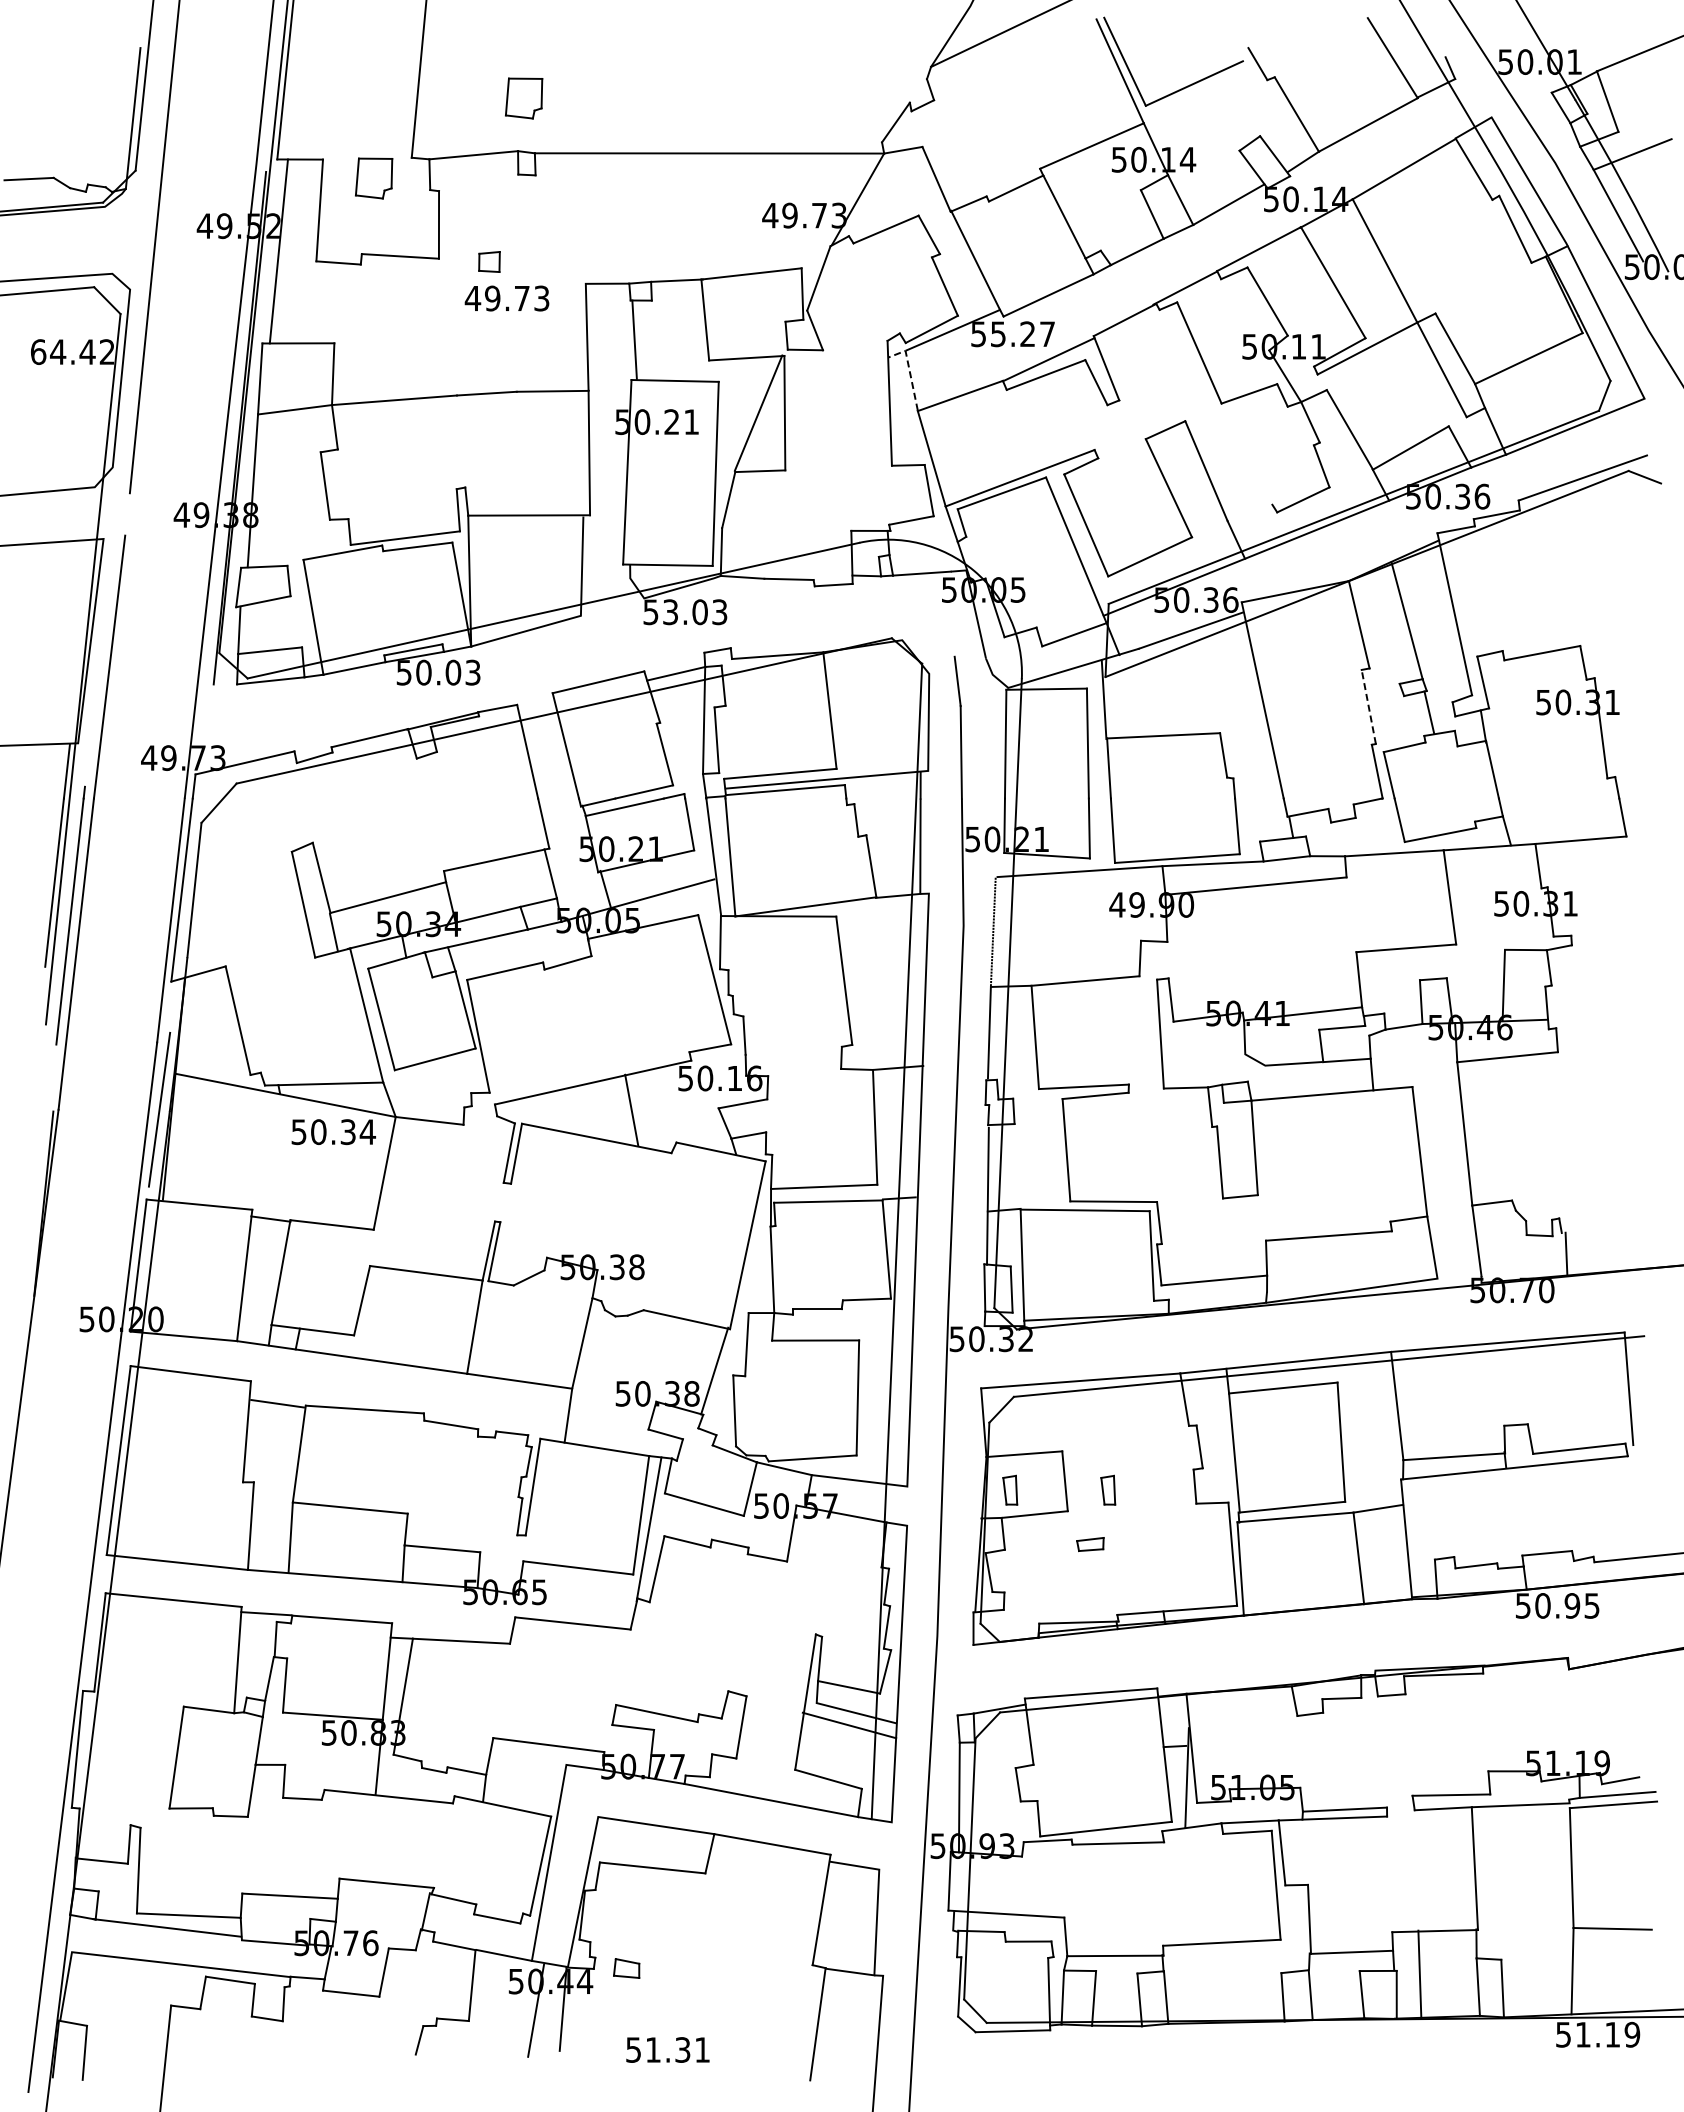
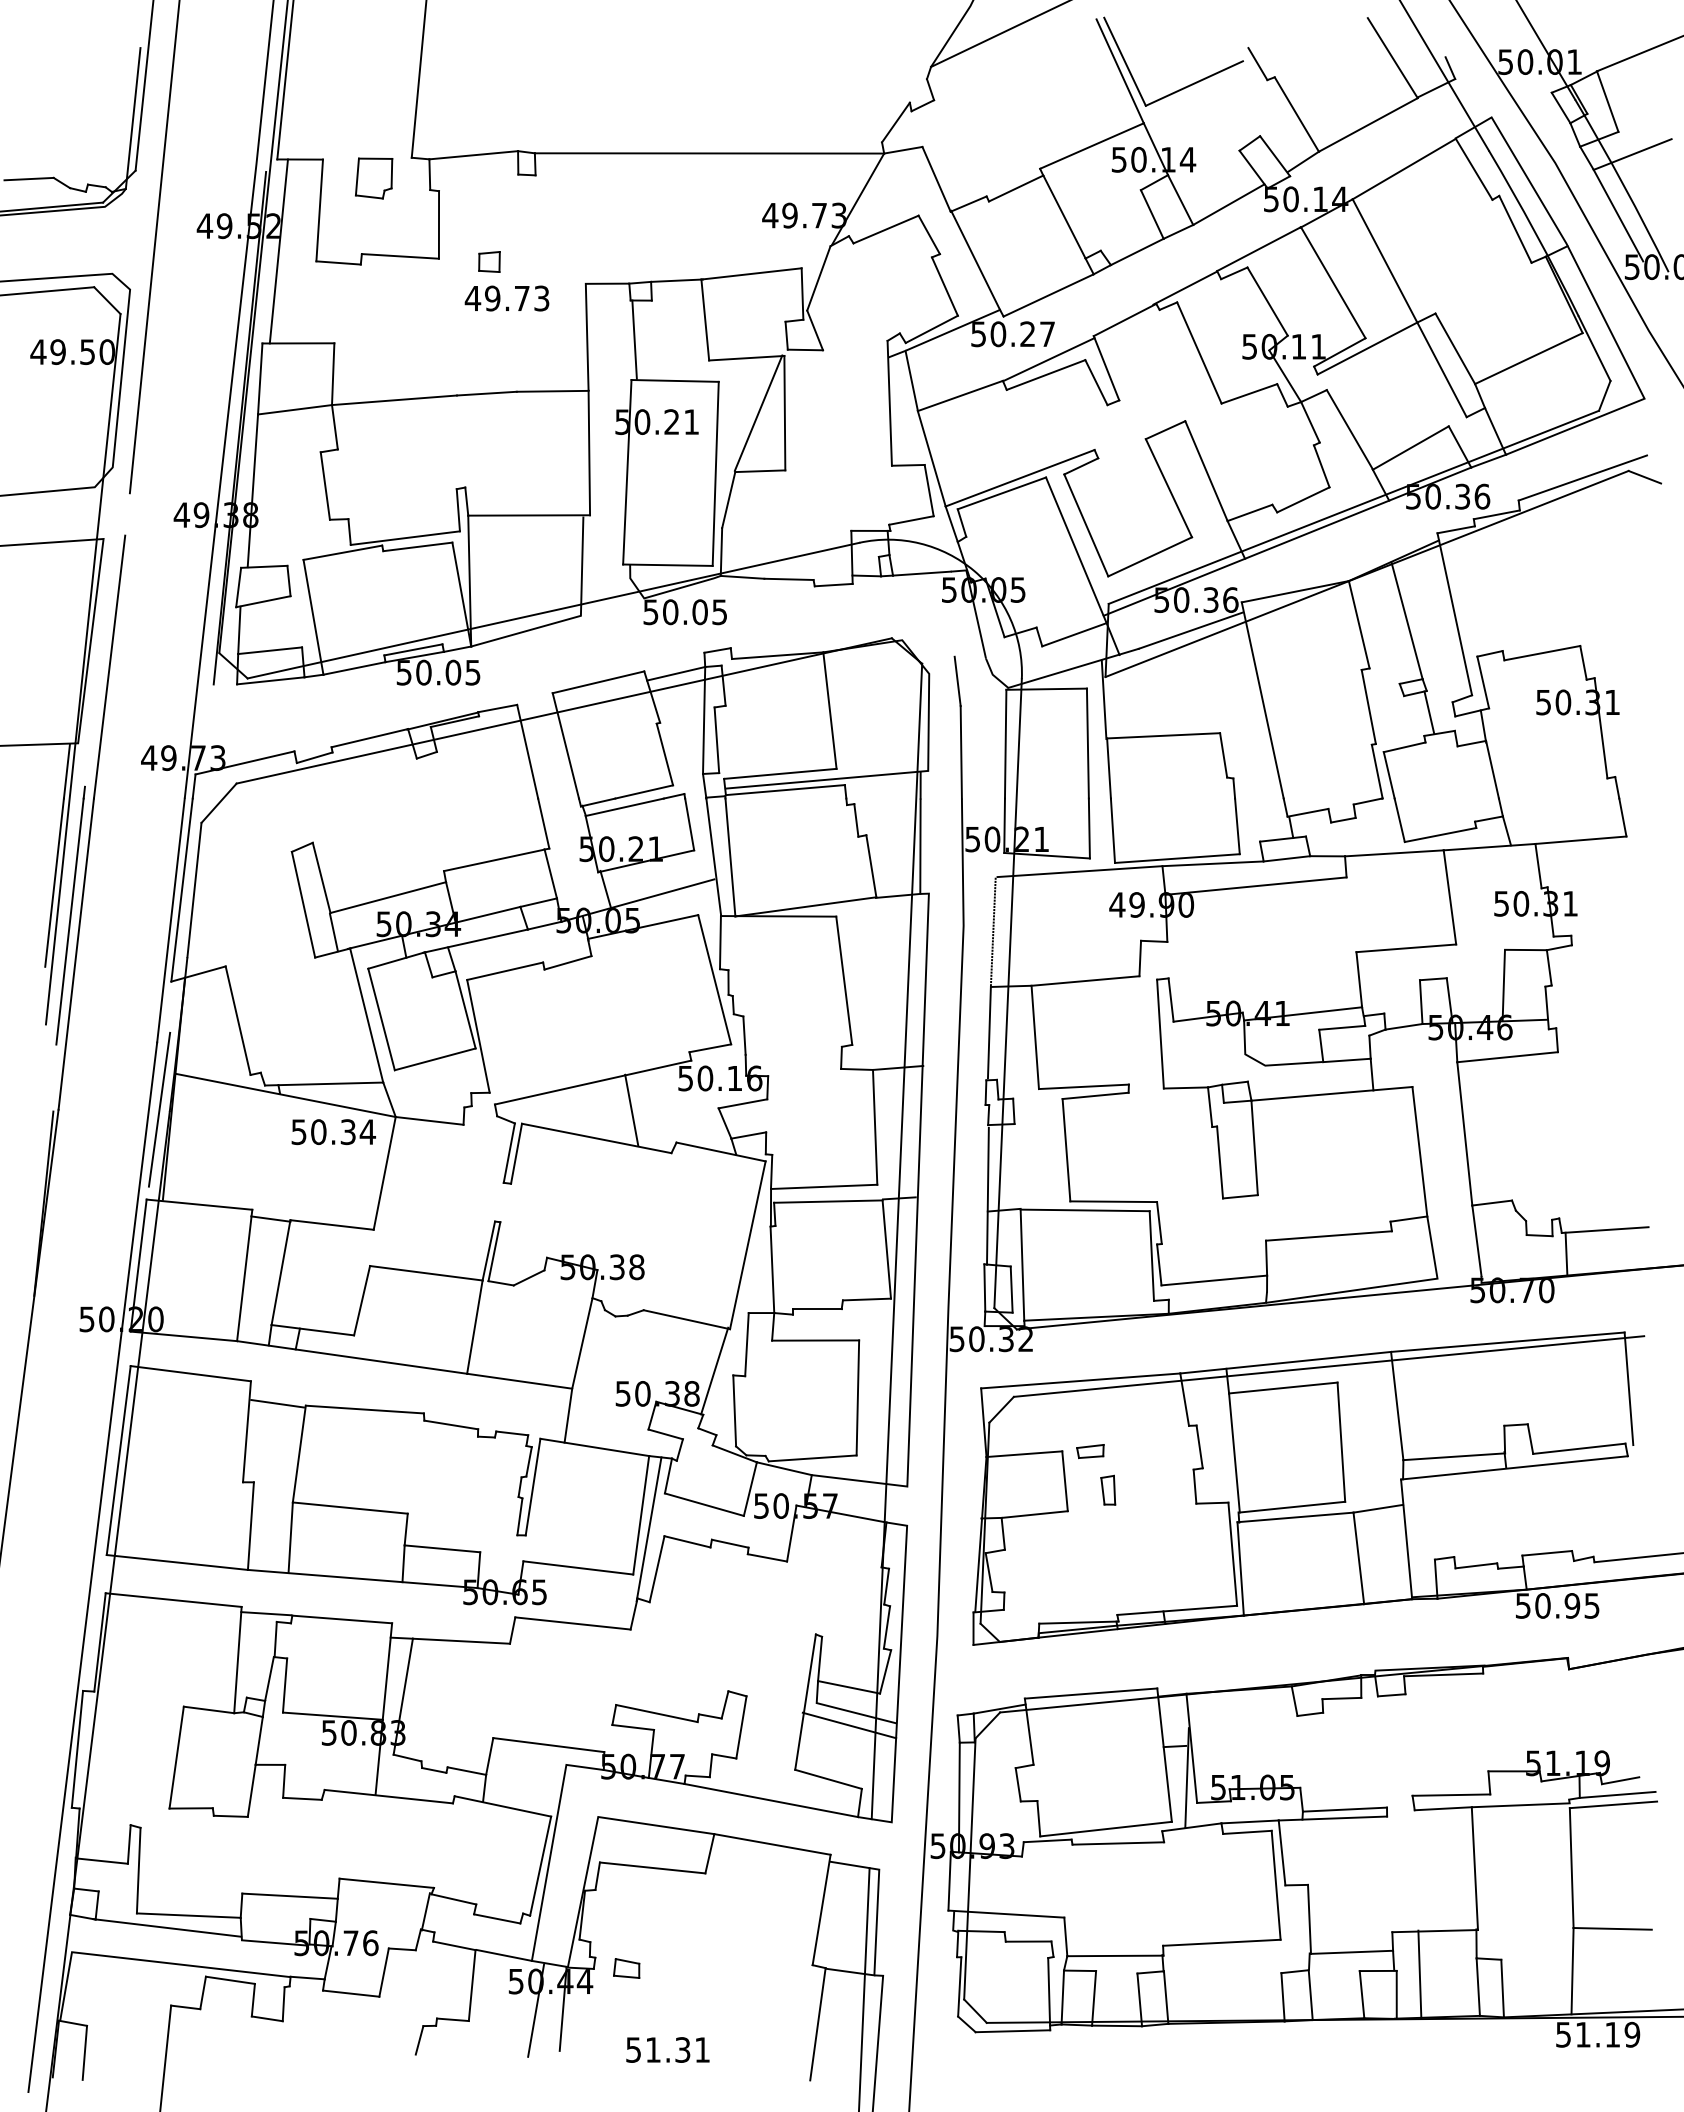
part: present -> none (524, 98)
text: 55.27 -> 50.27 (998, 334)
text: 64.42 -> 49.50 (72, 352)
line: dashed -> solid (909, 370)
line: none -> present (1249, 512)
text: 53.03 -> 50.05 (695, 612)
text: 50.03 -> 50.05 (473, 671)
line: dashed -> solid (1368, 707)
line: none -> present (1604, 1229)
part: present -> none (1010, 1489)
part position: (1090, 1544) -> (1090, 1451) (1090, 1451)
line: none -> present (864, 1988)
